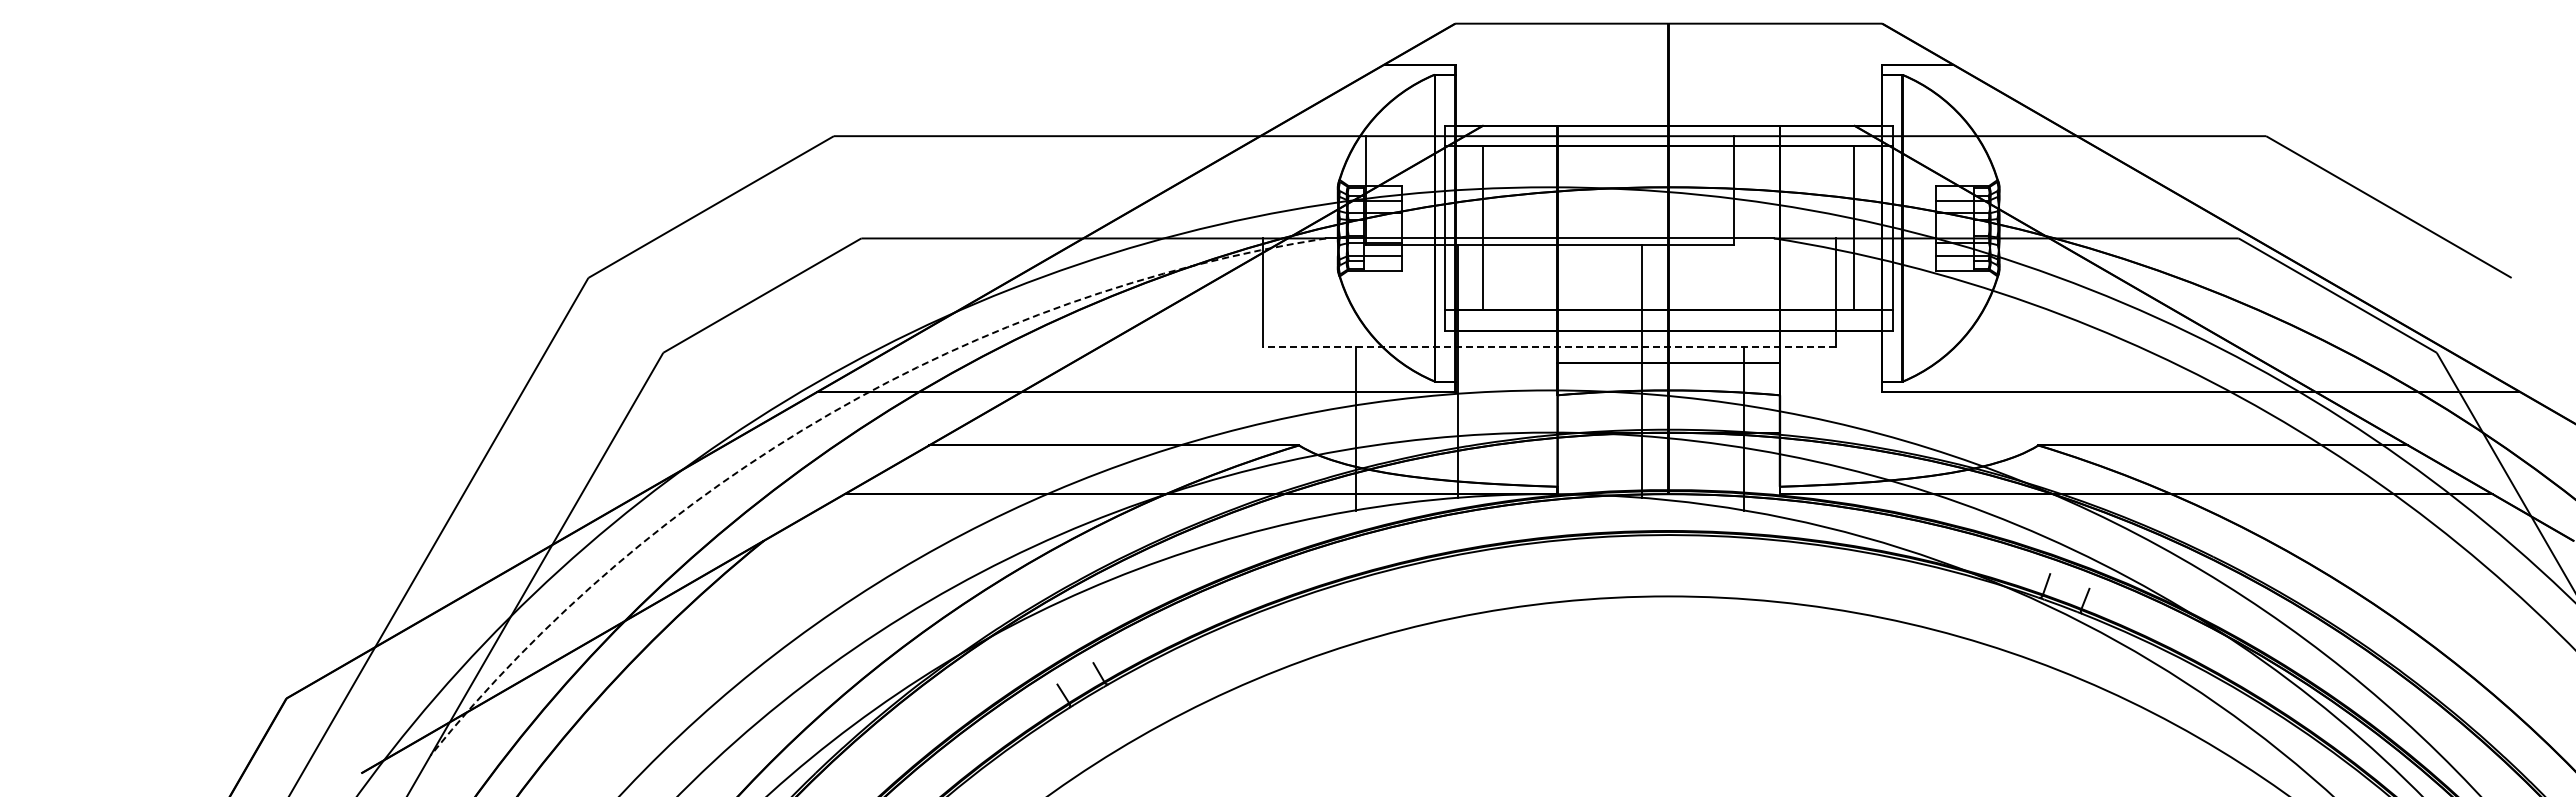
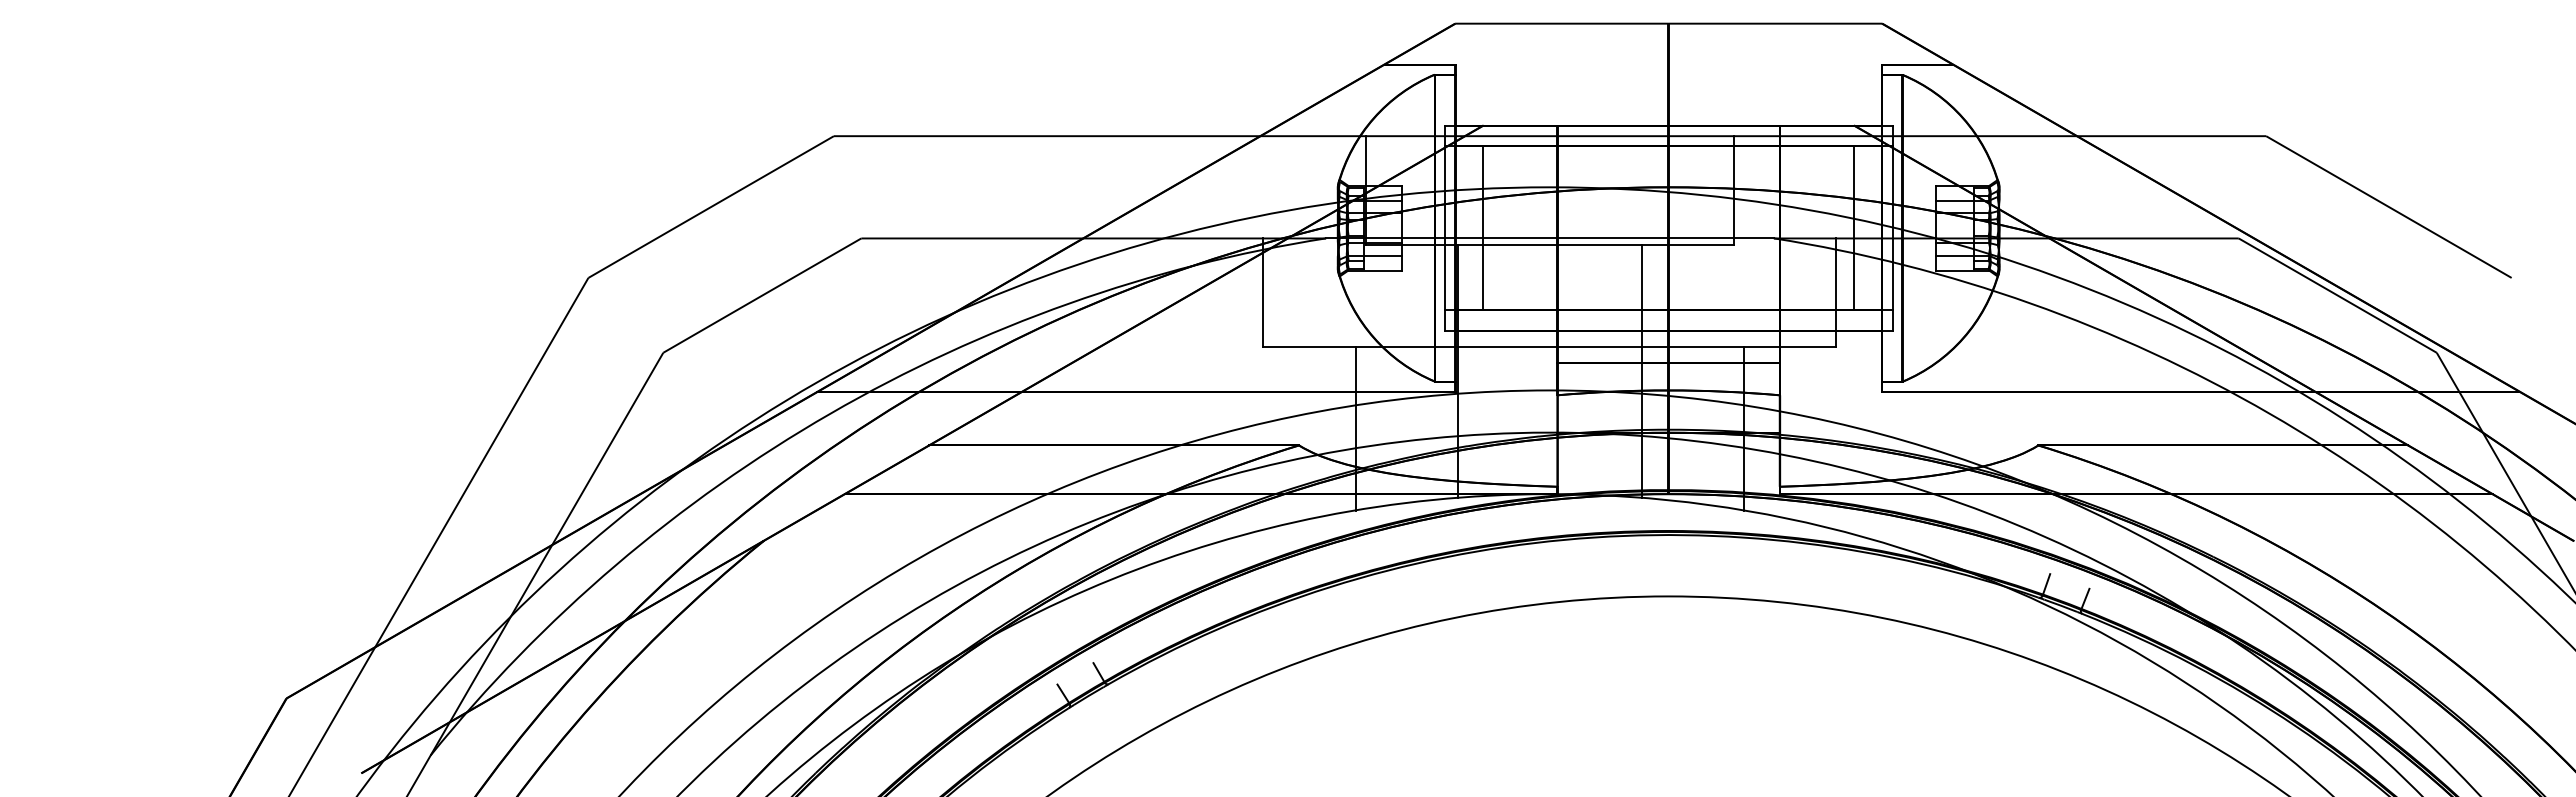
line: dashed -> solid (1549, 346)
arc: dashed -> solid (830, 413)
